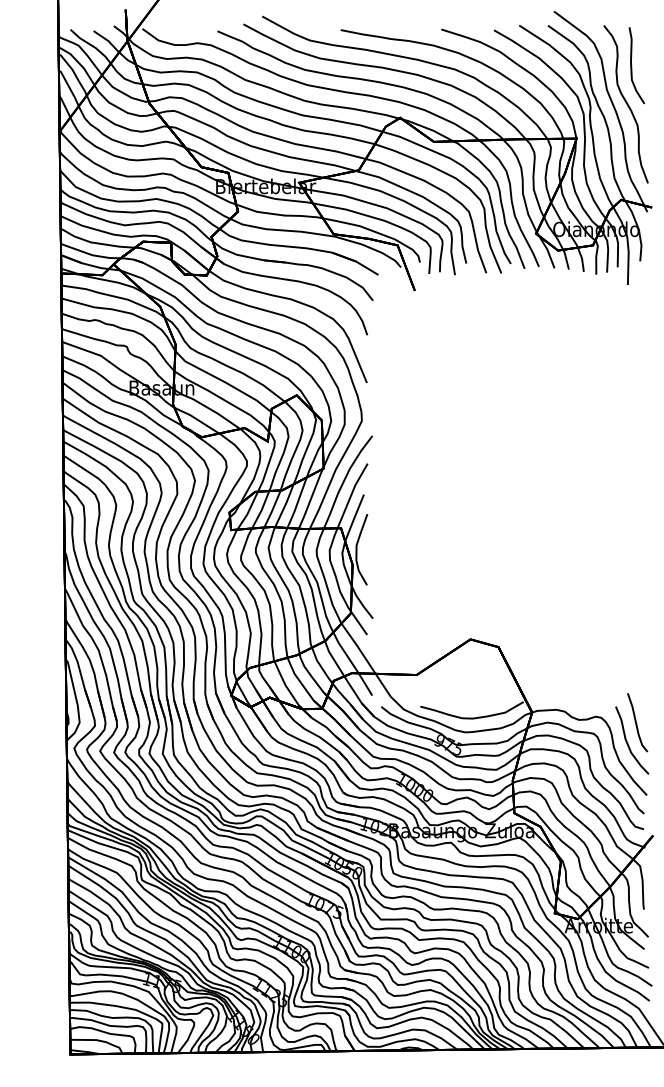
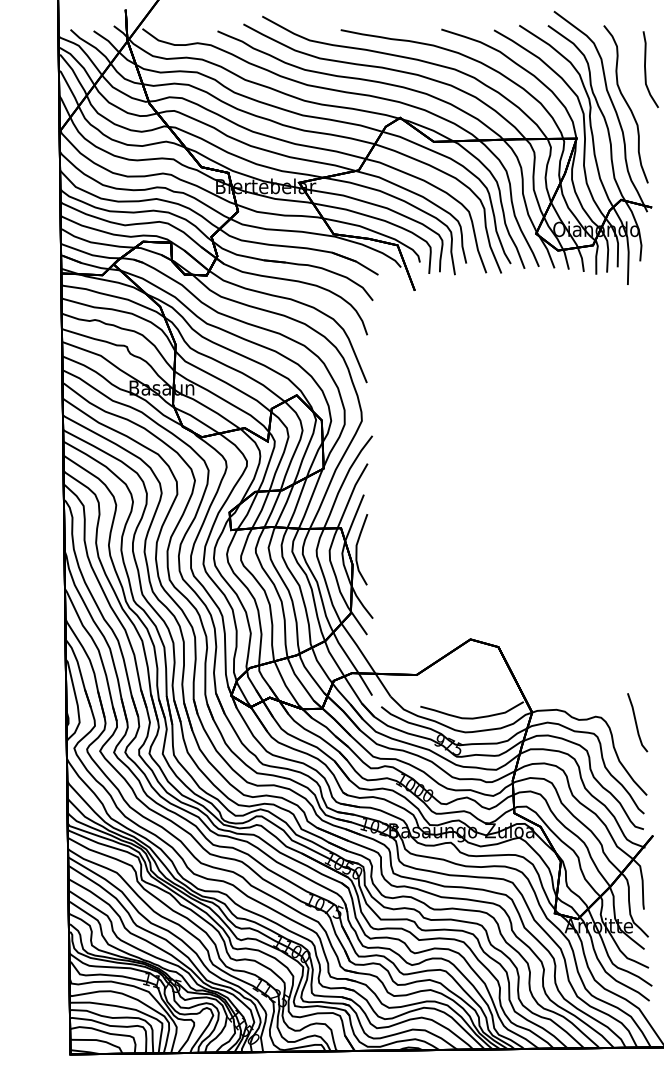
curve position: (632, 65) -> (646, 69) (646, 69)
curve: present -> none (627, 740)
